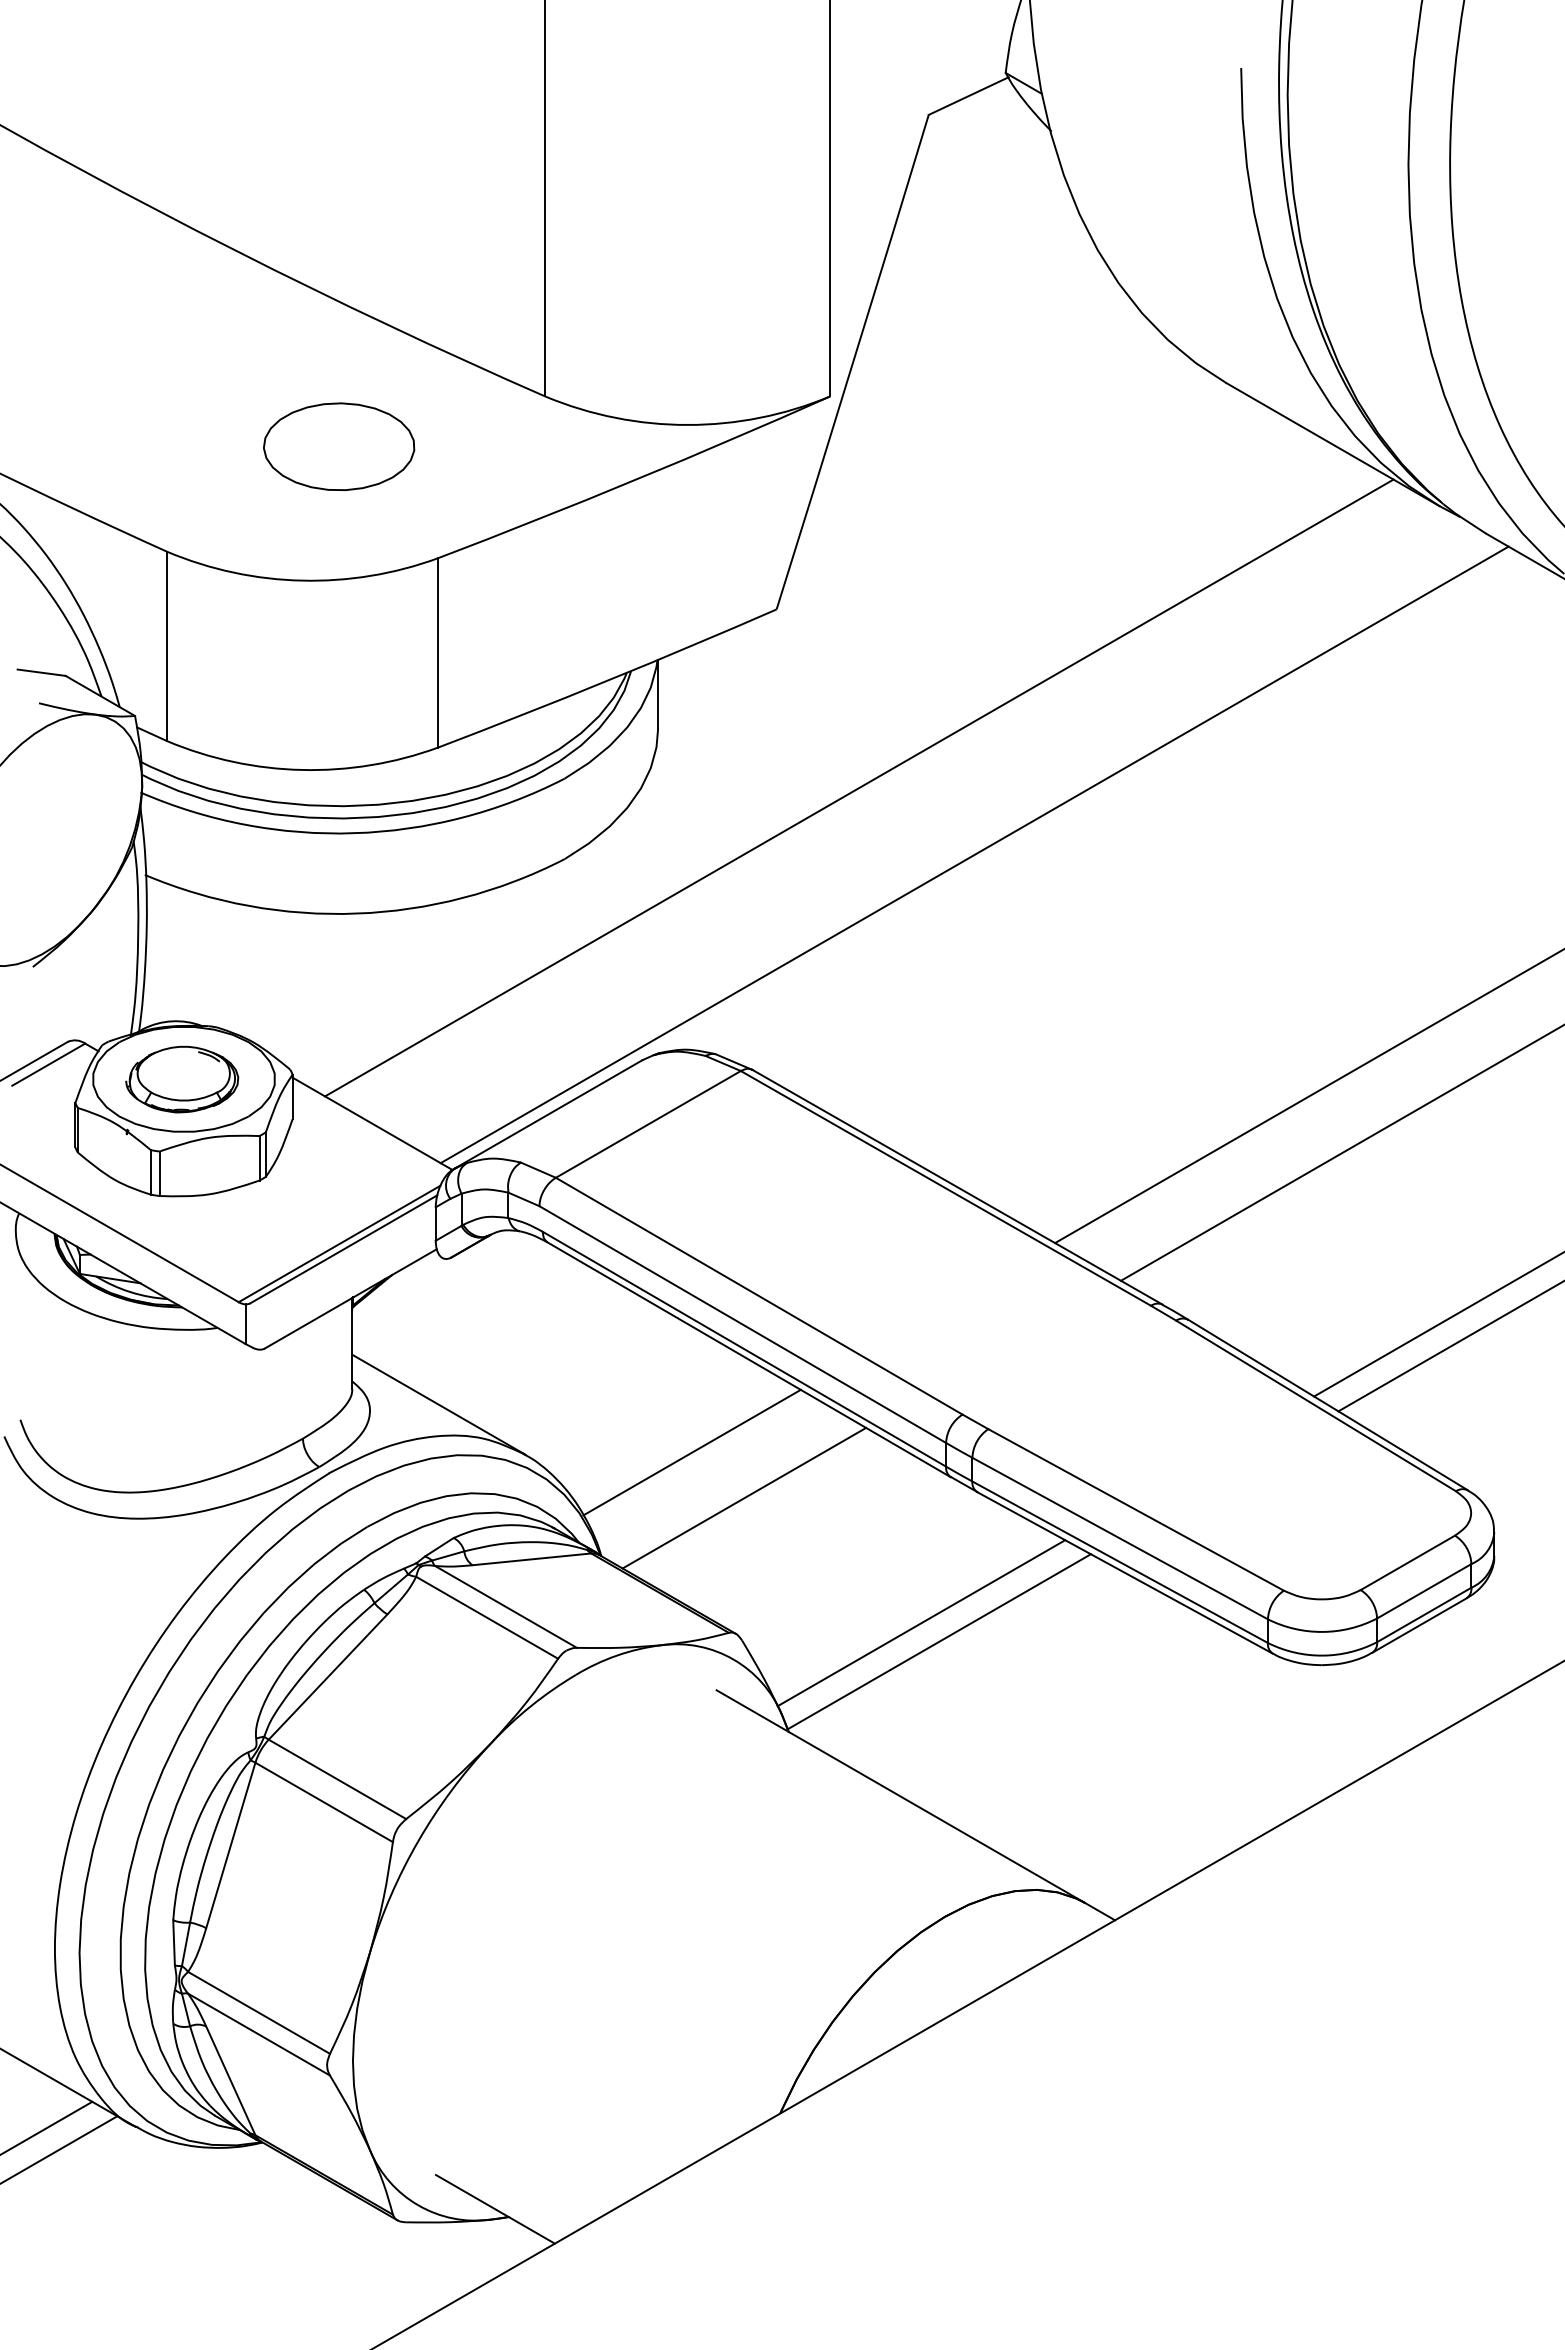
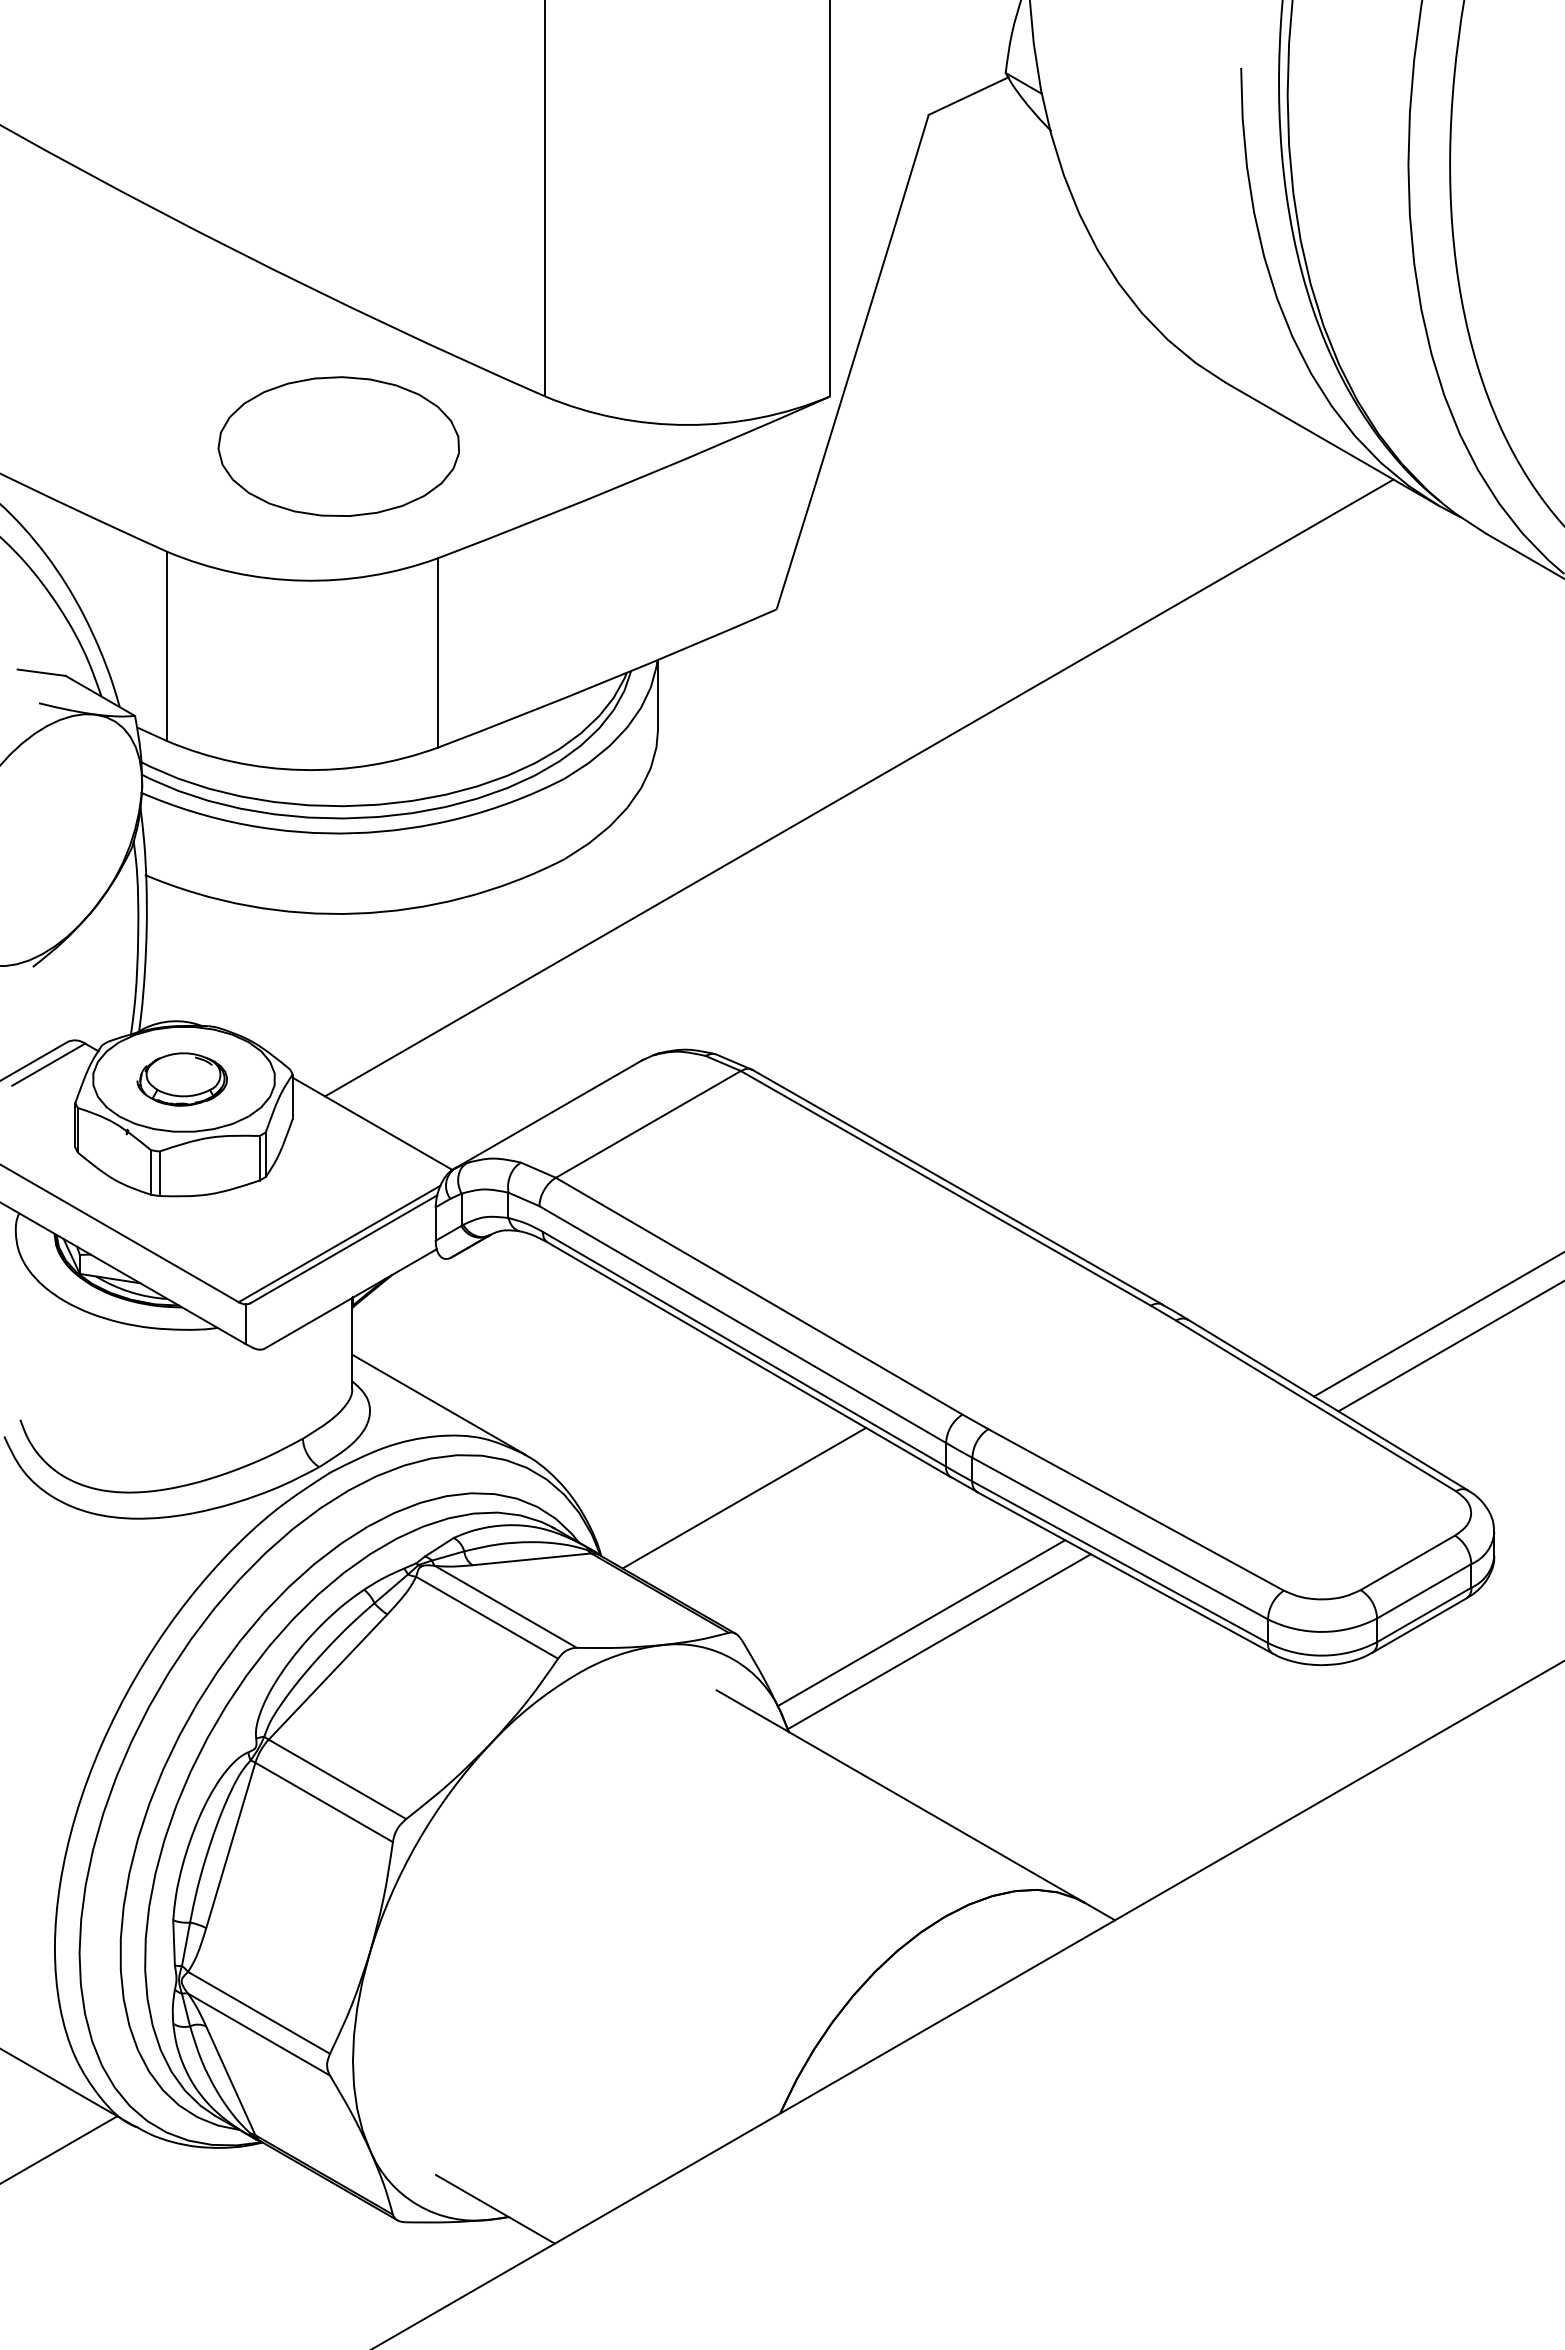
part size: 153x90 px -> 244x141 px (338, 446)
line: present -> none (974, 854)
part size: 115x69 px -> 92x55 px (181, 1079)
line: present -> none (1308, 1096)
line: present -> none (1340, 1153)
line: present -> none (691, 1452)
line: present -> none (47, 2127)
